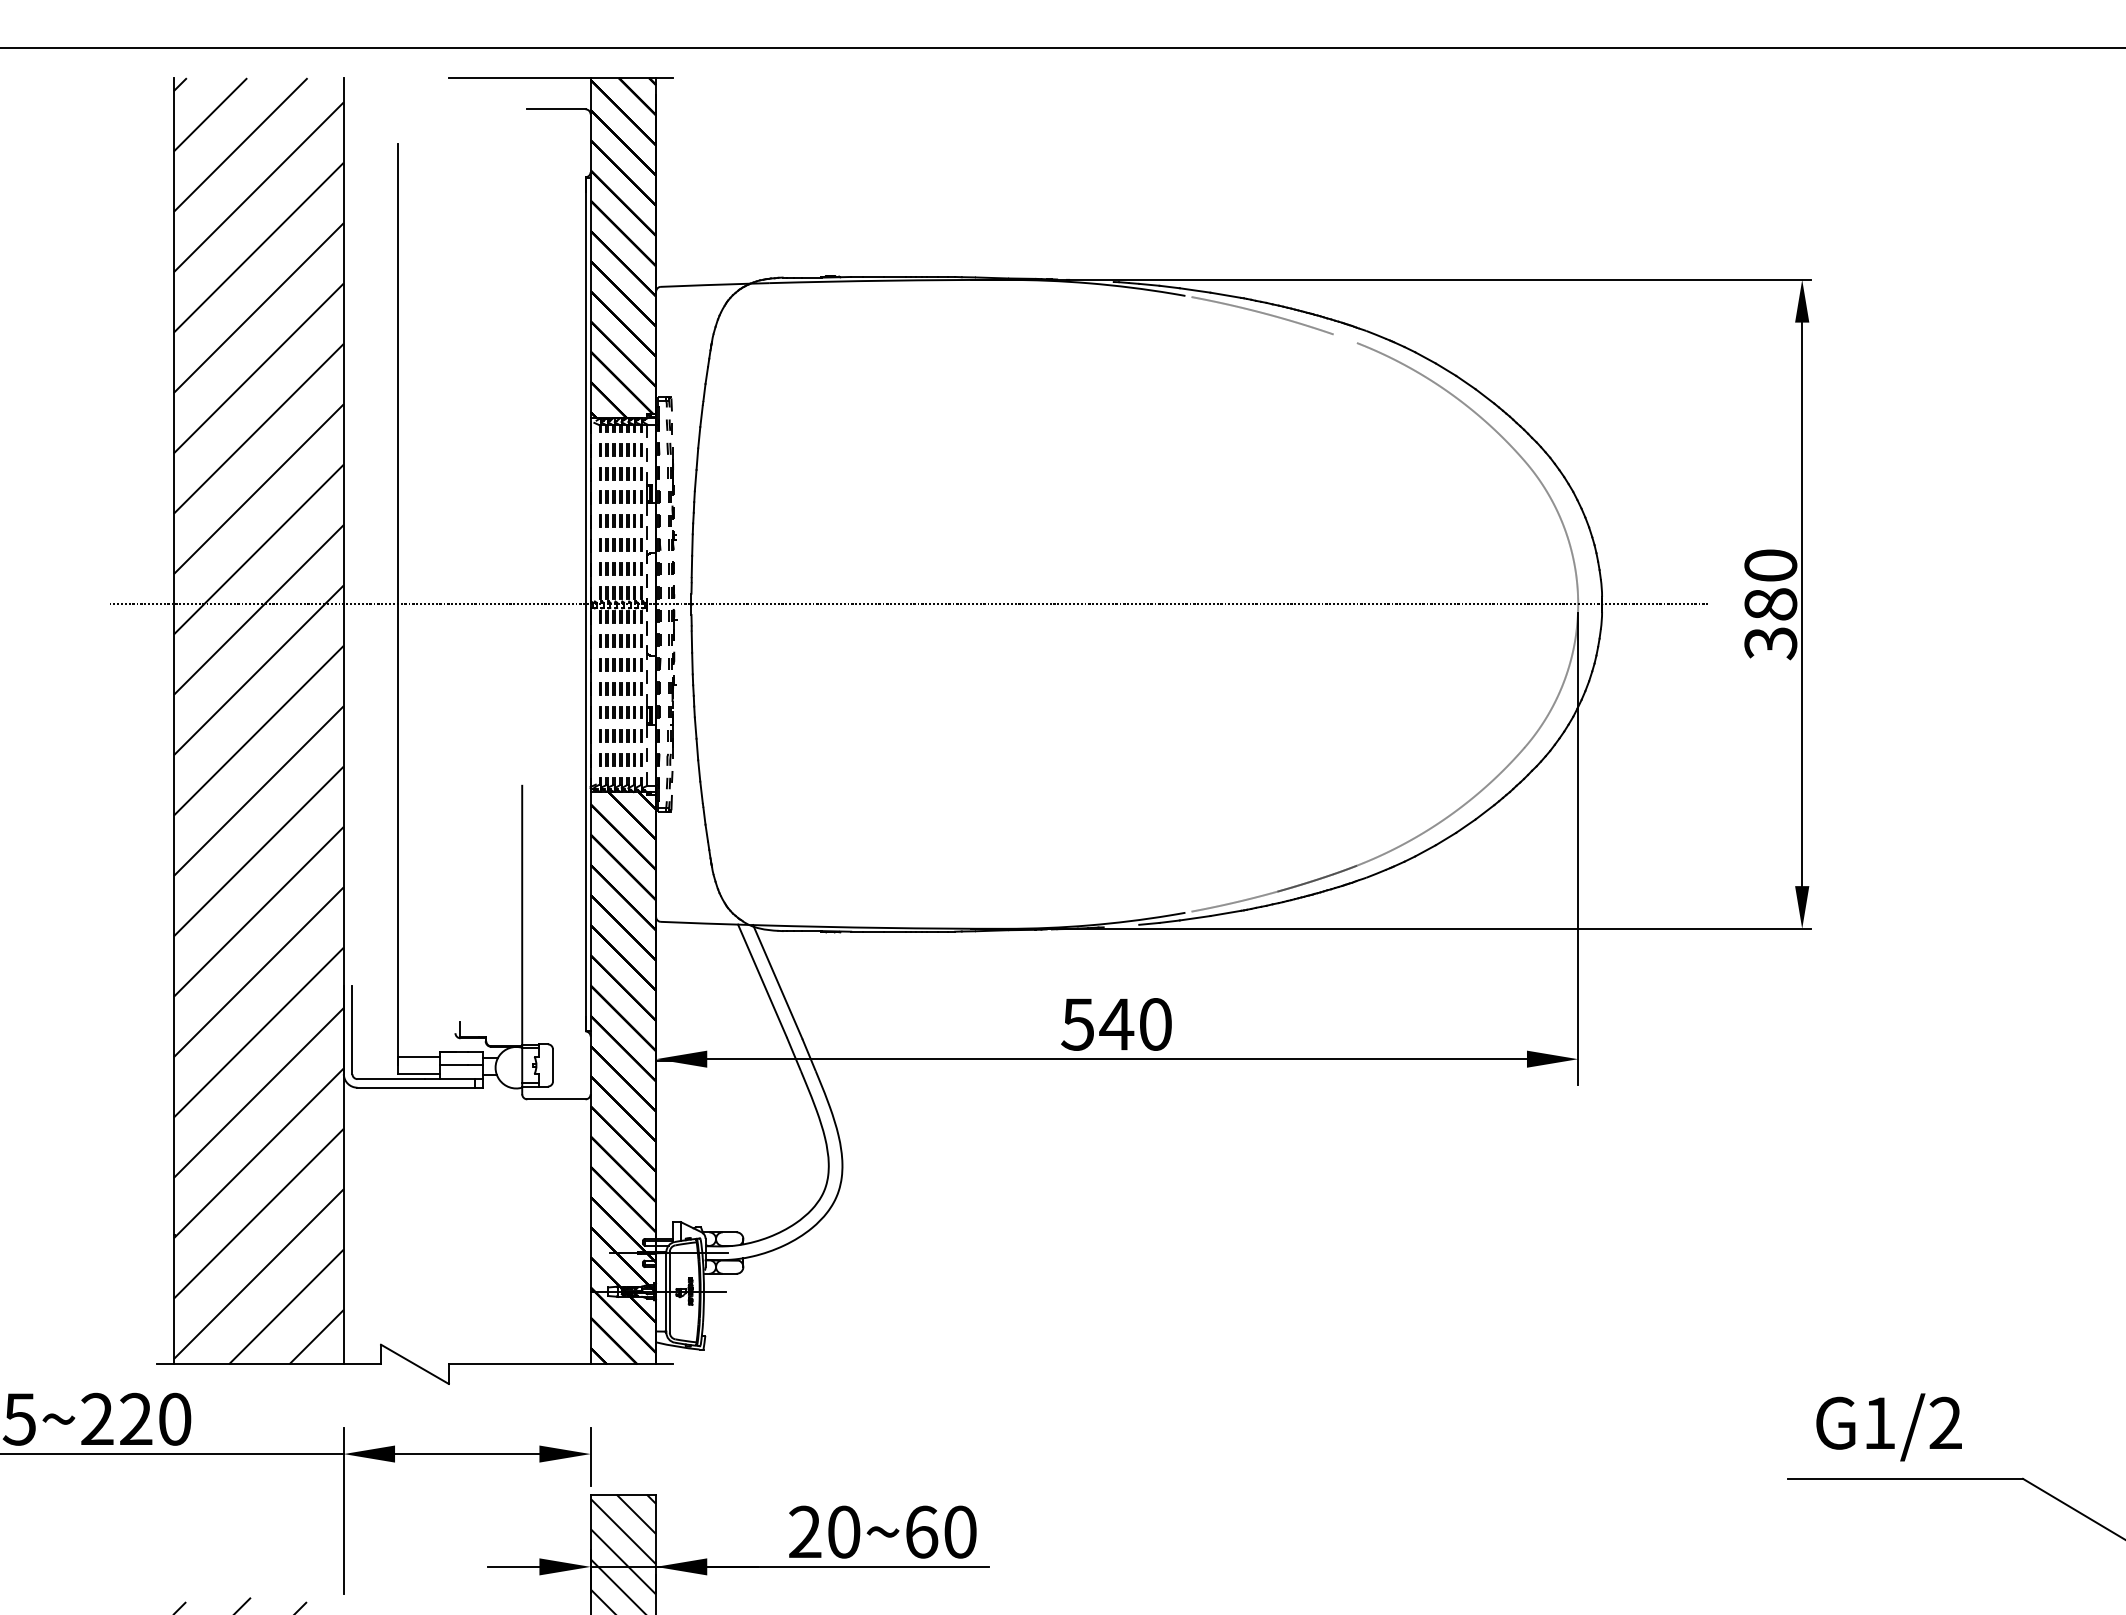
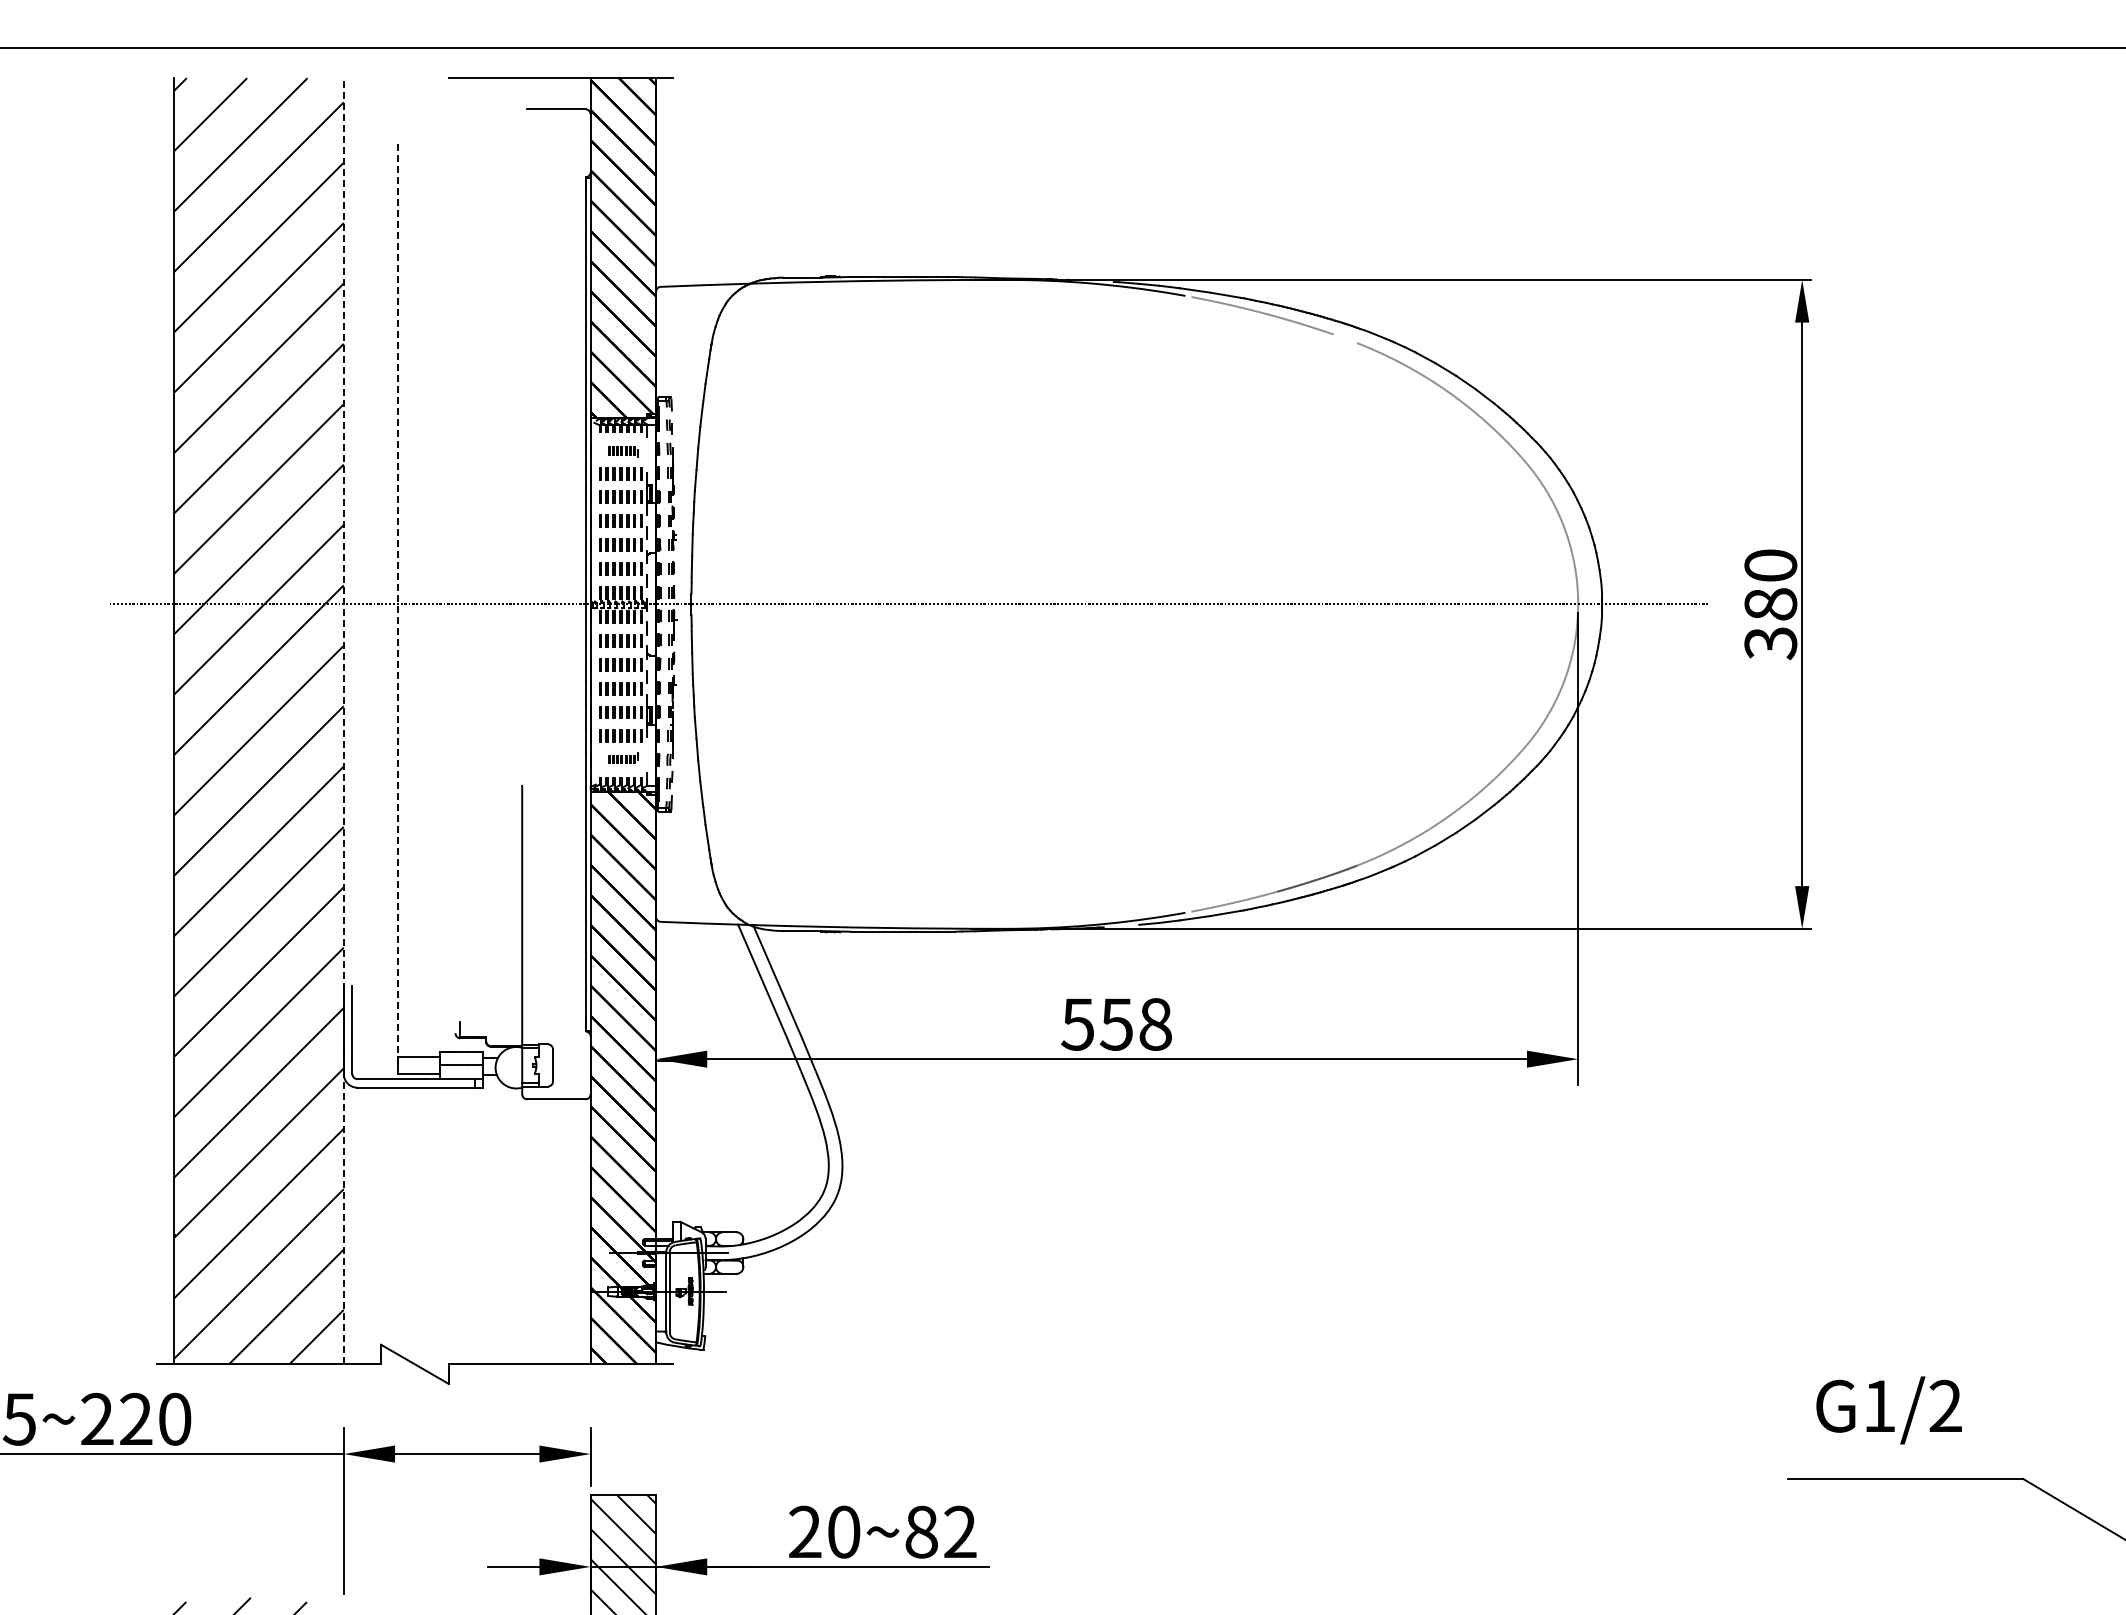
part size: 49x19 px -> 31x12 px (623, 451)
line: solid -> dashed (397, 604)
line: solid -> dashed (343, 720)
part size: 49x19 px -> 31x12 px (623, 757)
text: 540 -> 558 (1135, 1024)
text position: (1888, 1427) -> (1888, 1410) (1888, 1410)
text: 20~60 -> 20~82 (940, 1531)
